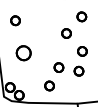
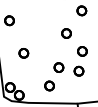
part position: (81, 16) -> (81, 10) (81, 10)
part position: (15, 20) -> (9, 20) (9, 20)
part size: 17x17 px -> 12x11 px (23, 53)
